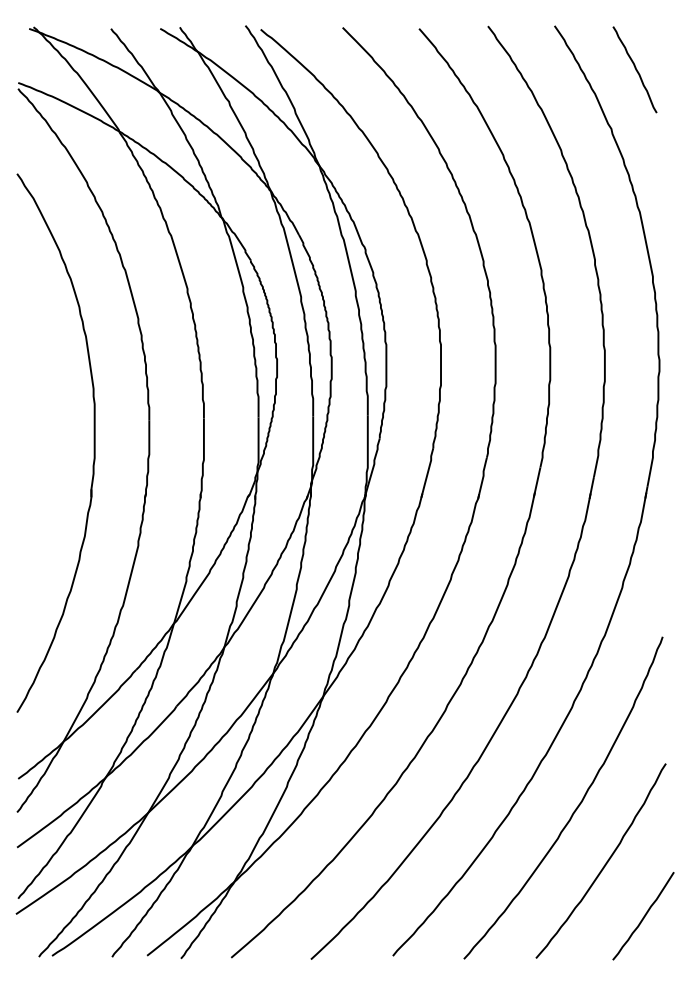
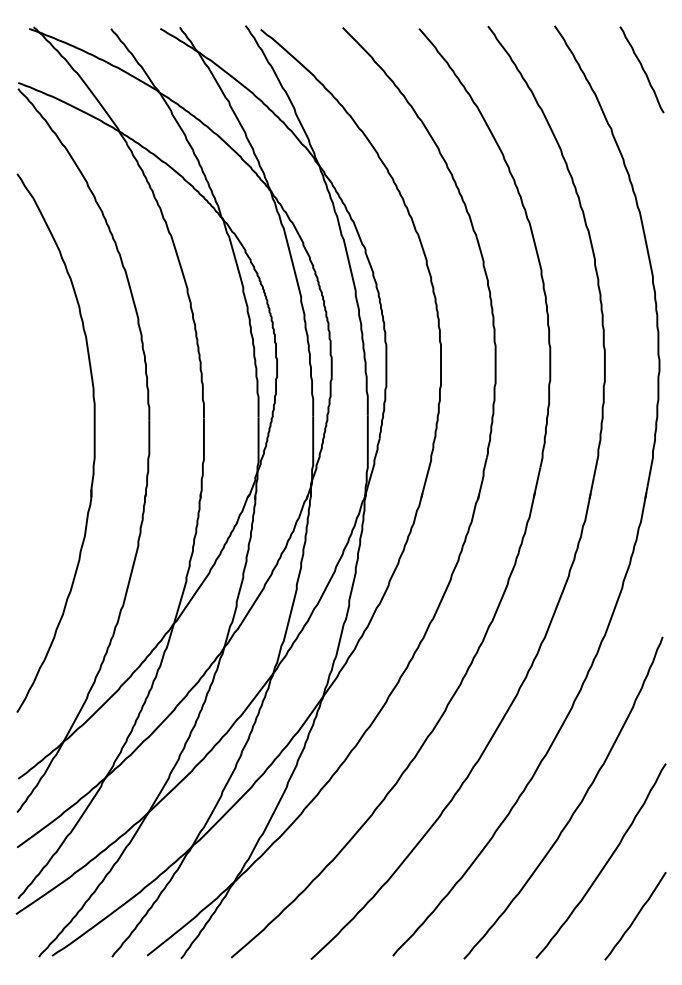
curve position: (634, 68) -> (641, 68) (641, 68)
curve position: (643, 916) -> (635, 916) (635, 916)
